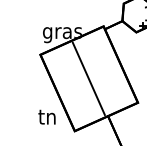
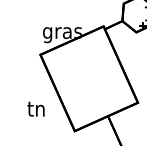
line: present -> none (88, 78)
text position: (46, 116) -> (35, 108) (35, 108)
